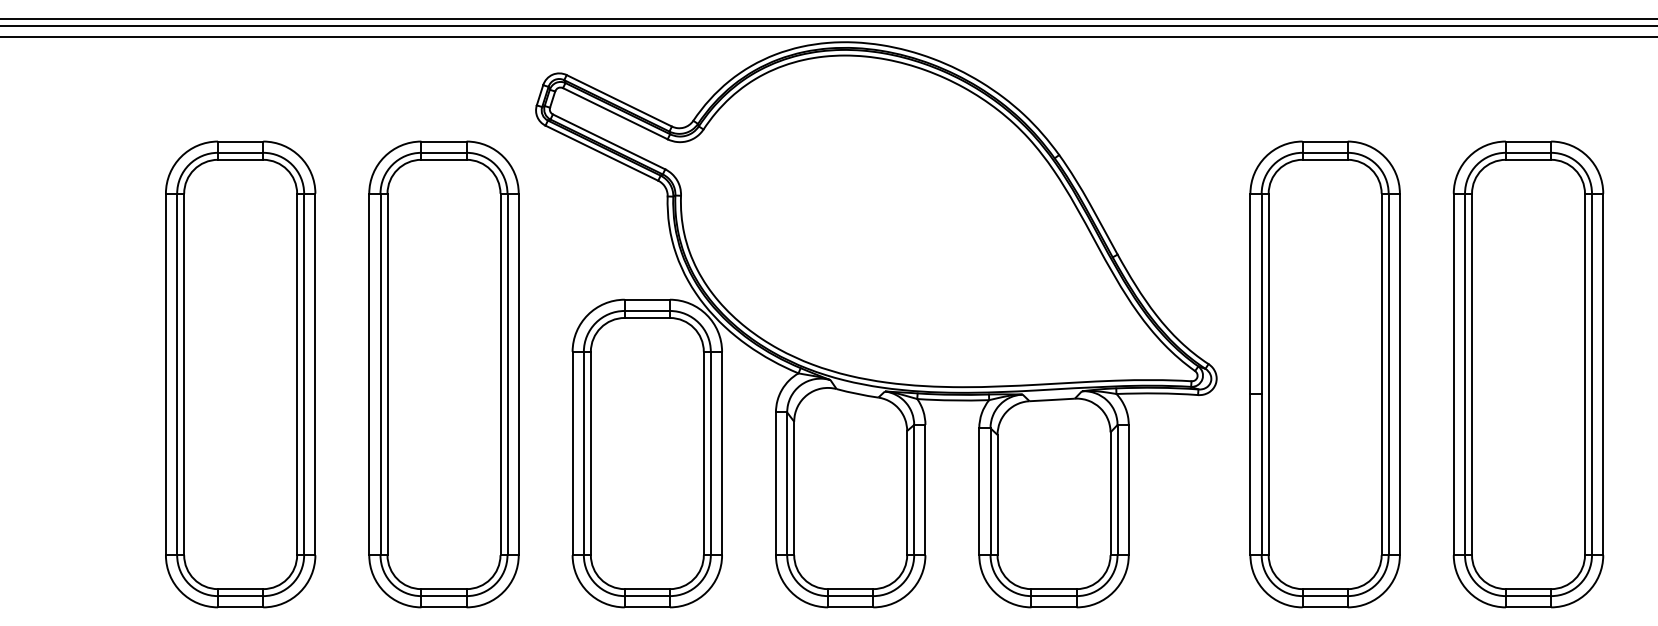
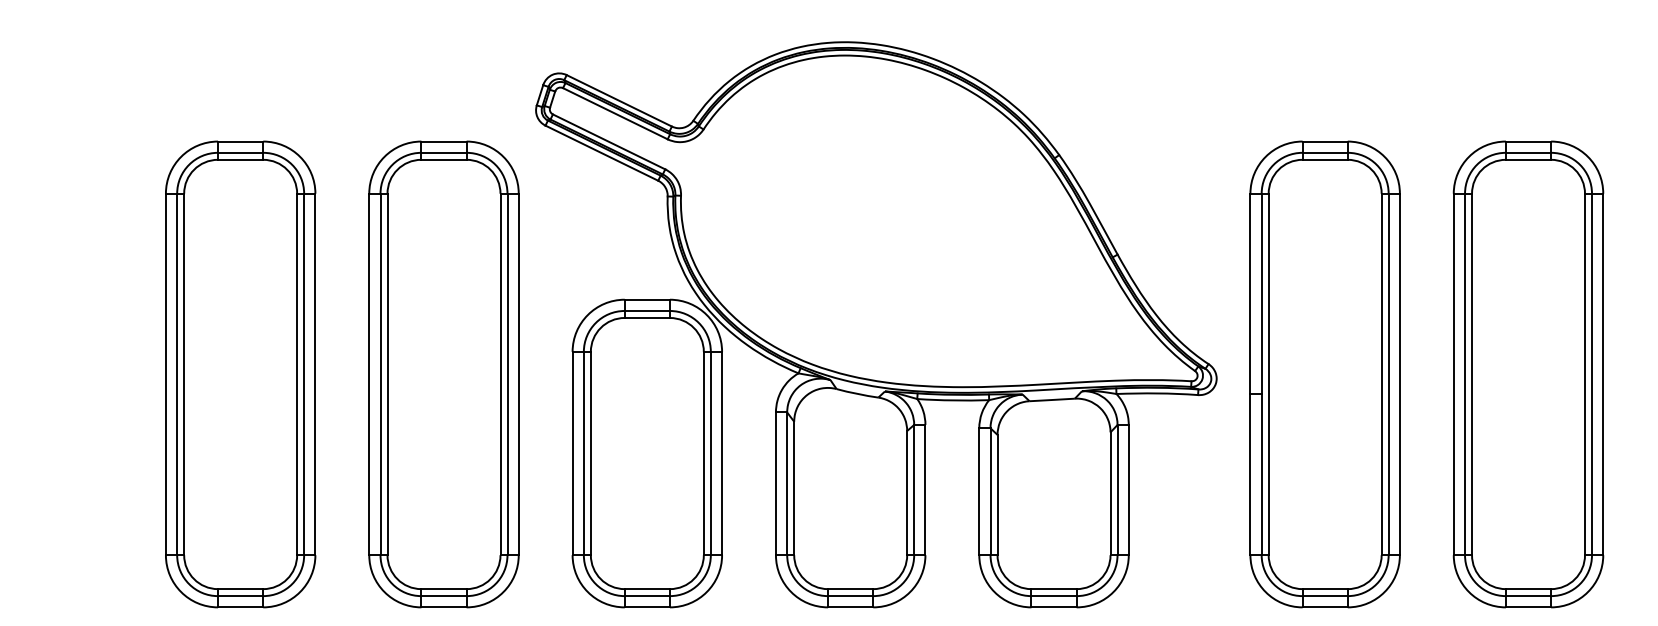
line: present -> none (828, 18)
line: present -> none (828, 25)
line: present -> none (828, 36)
